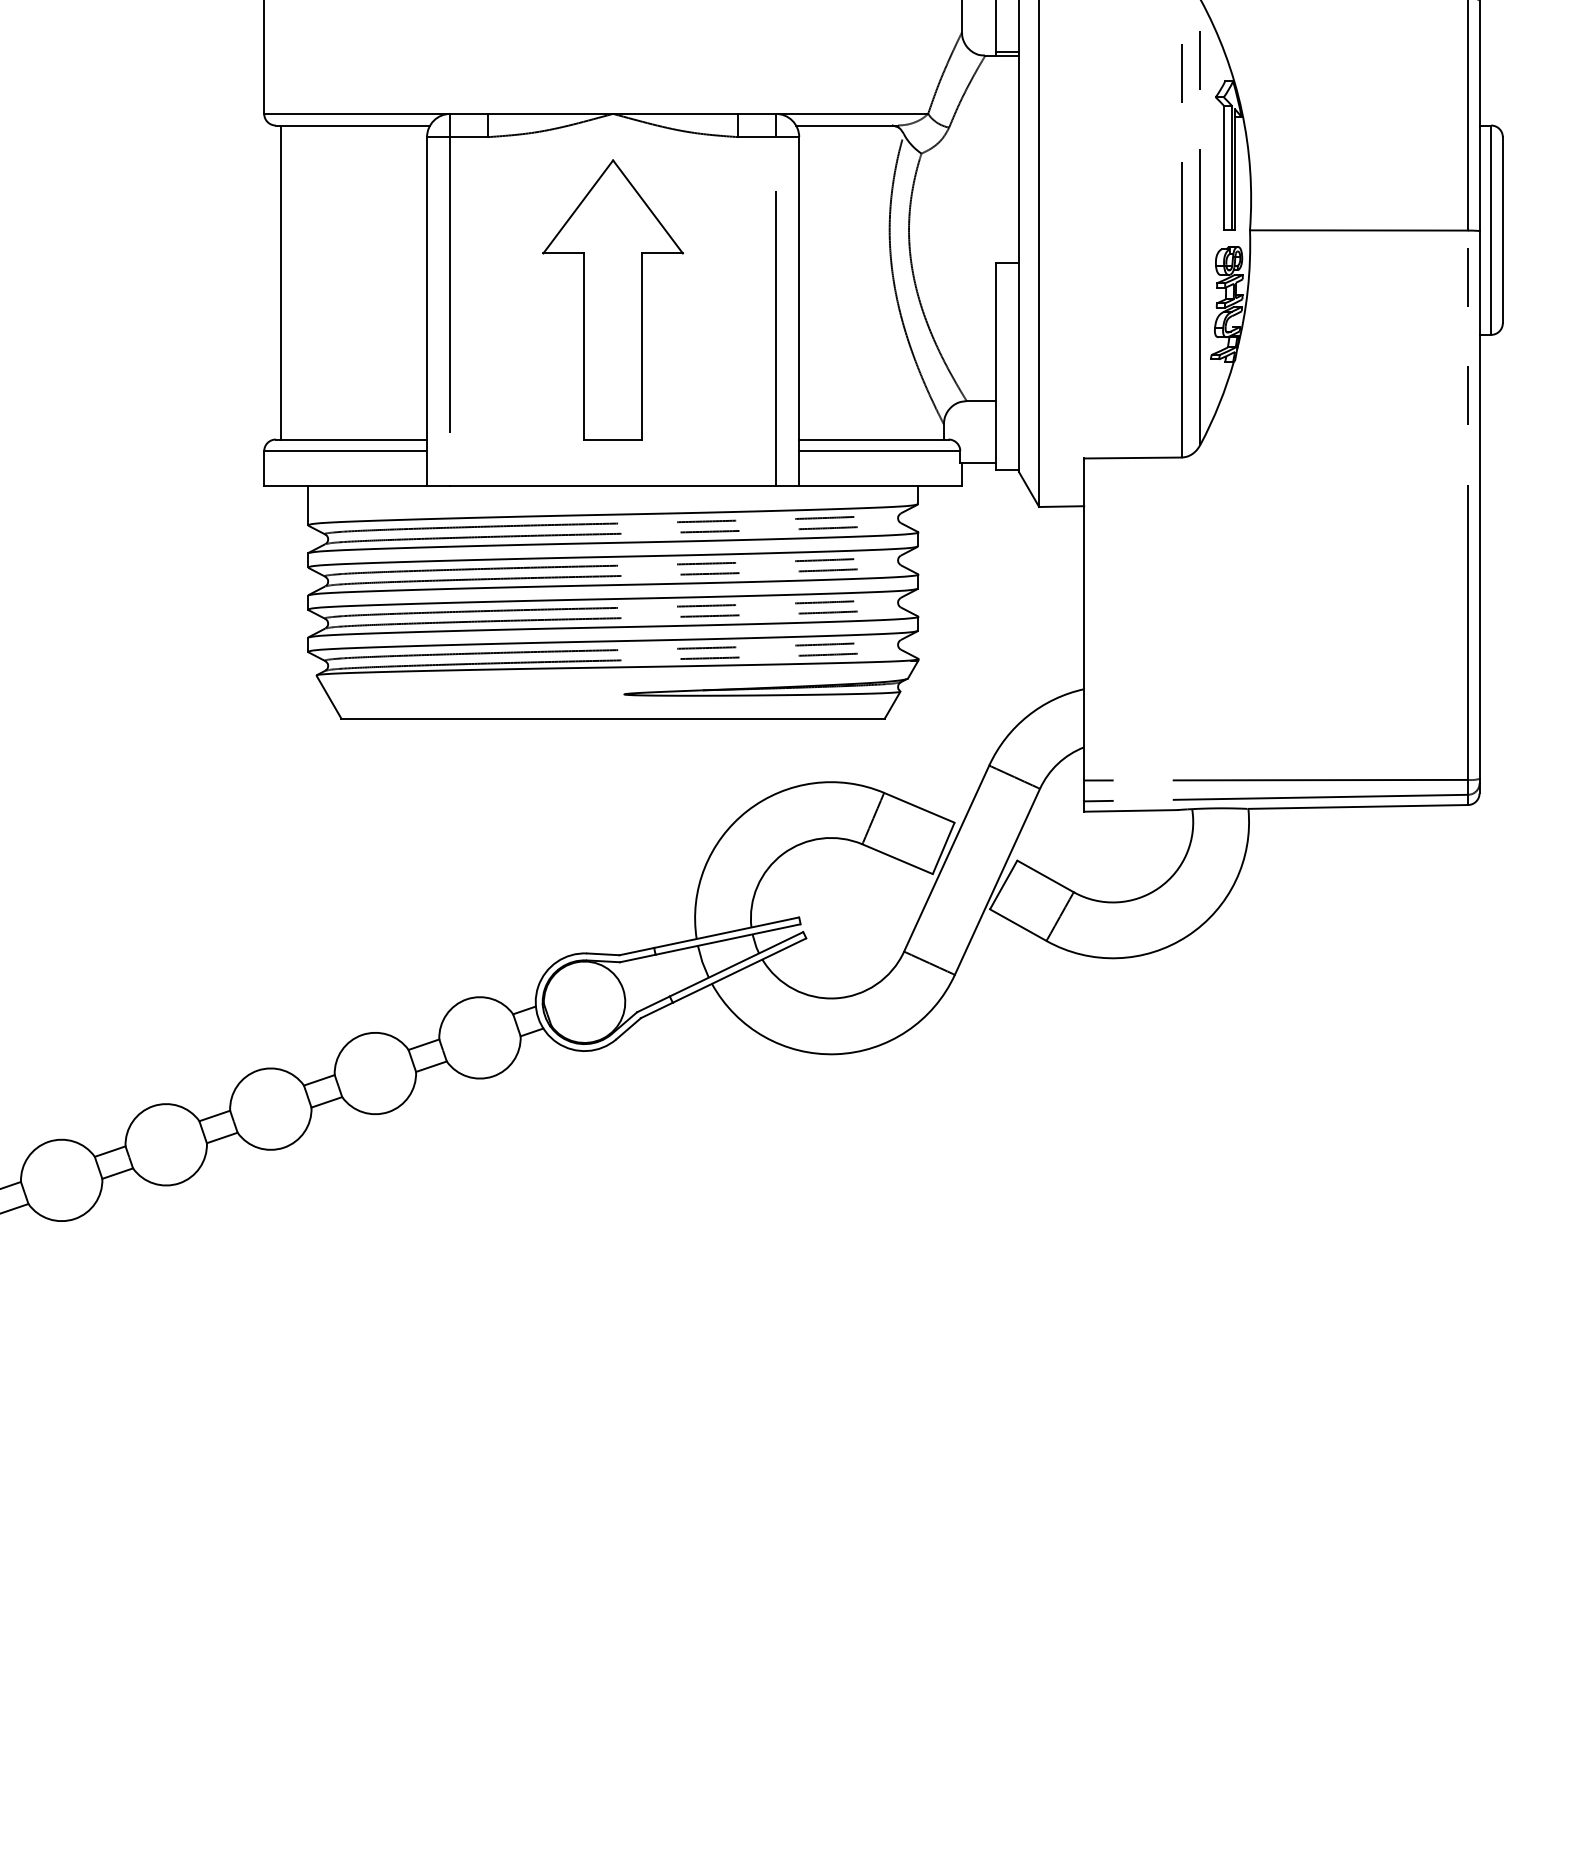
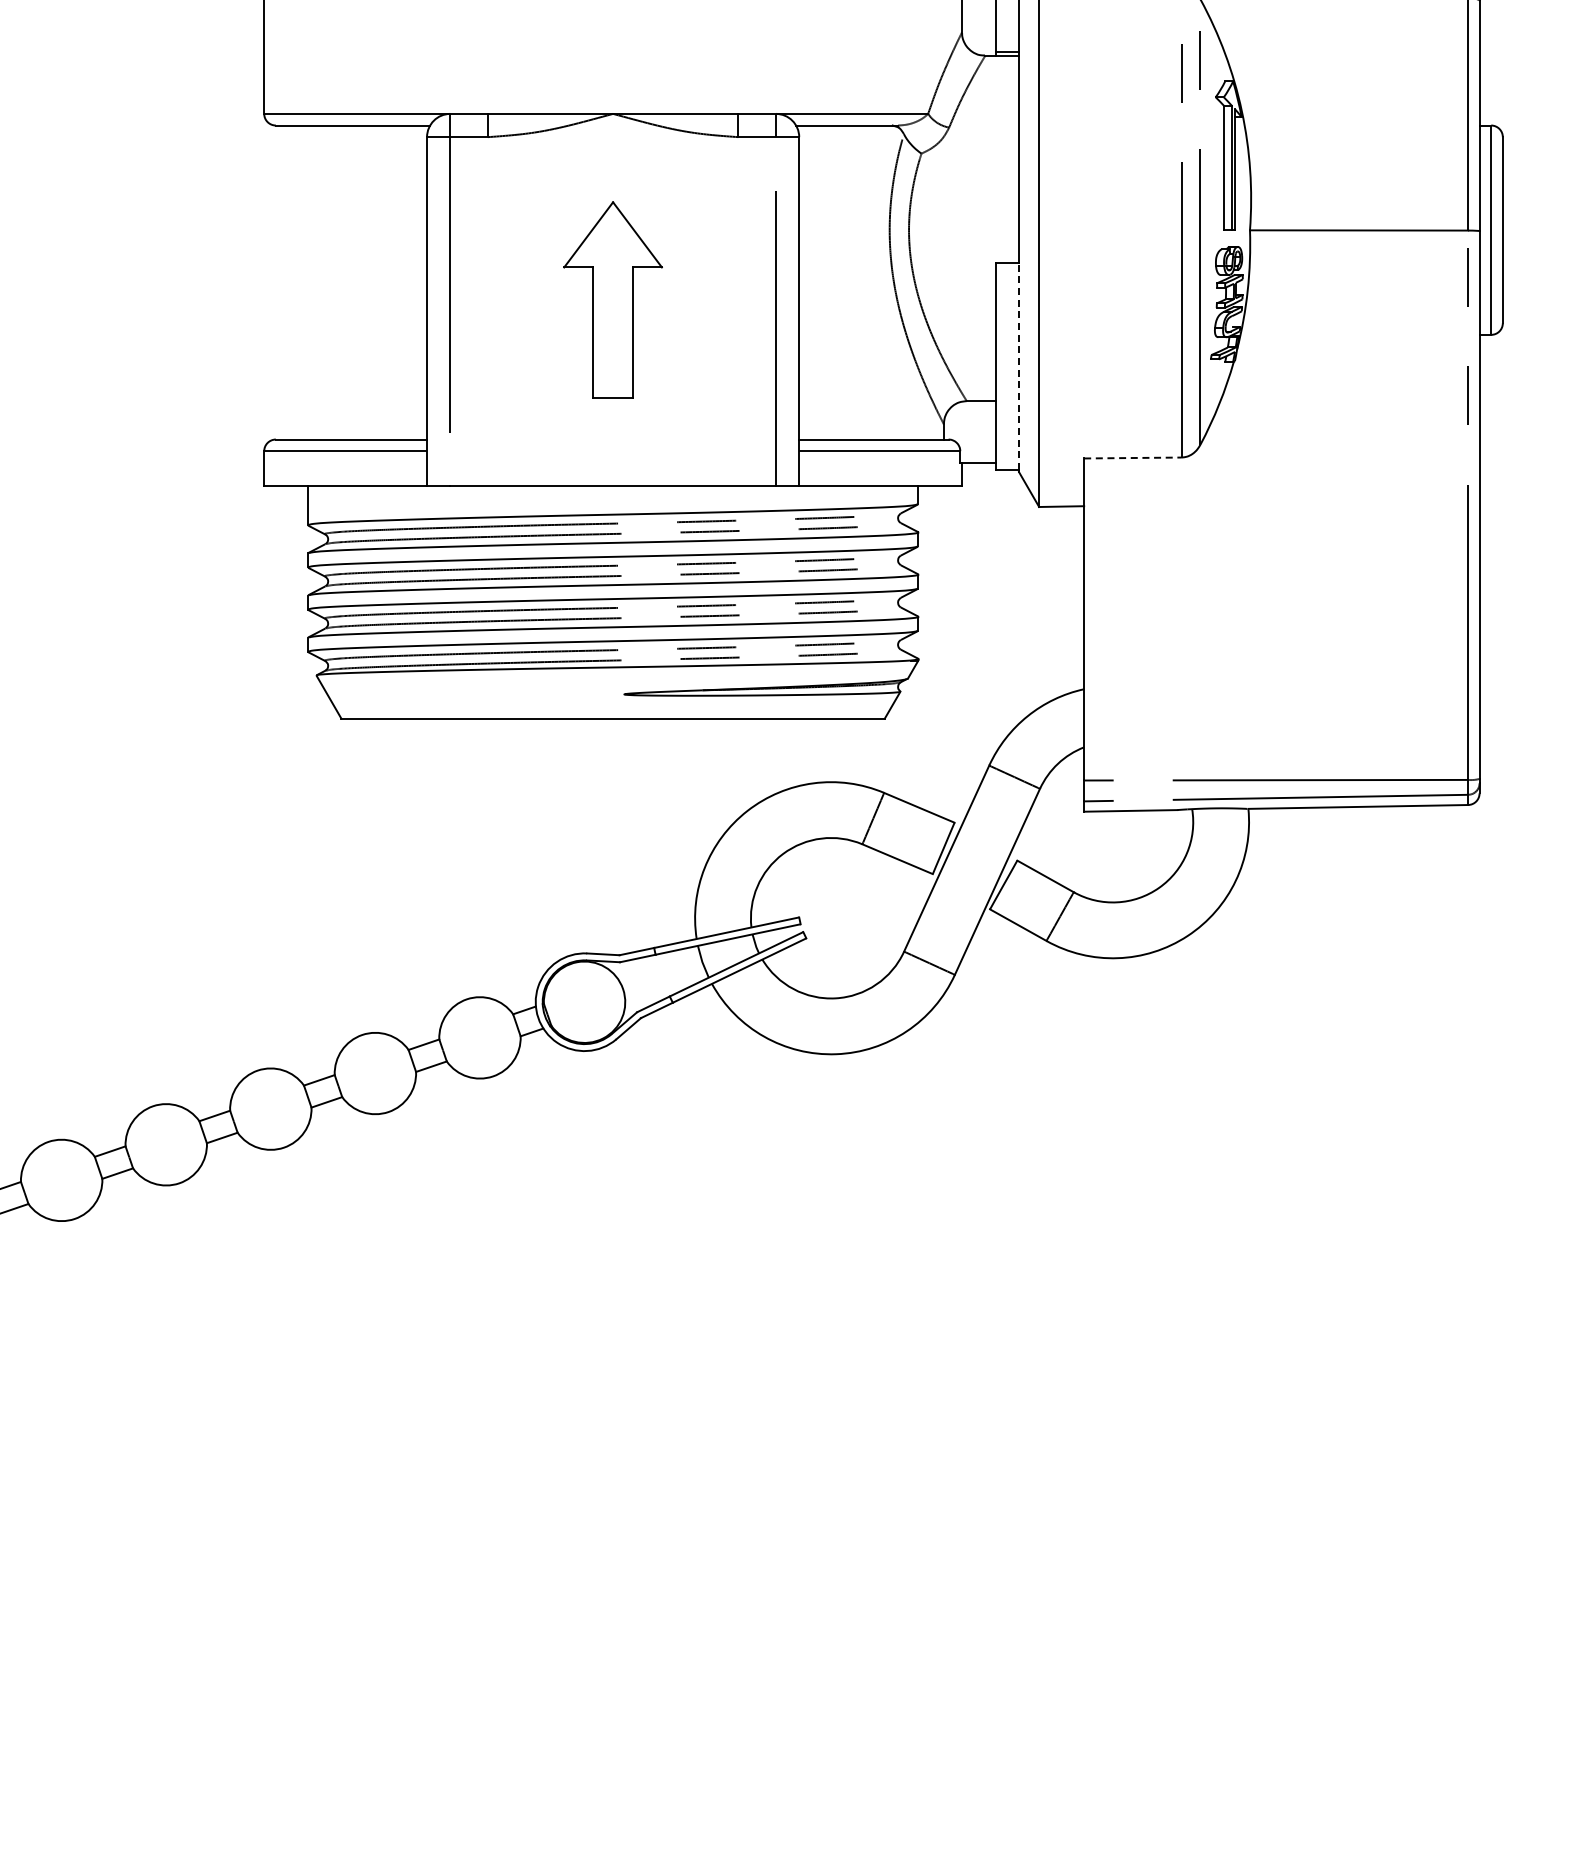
line: present -> none (280, 282)
part size: 142x282 px -> 100x198 px (612, 299)
line: solid -> dashed (1019, 366)
line: solid -> dashed (1132, 458)
